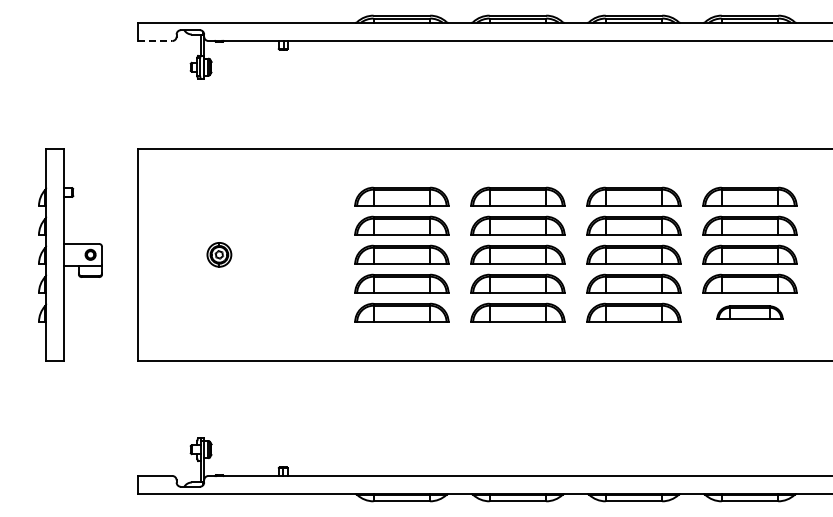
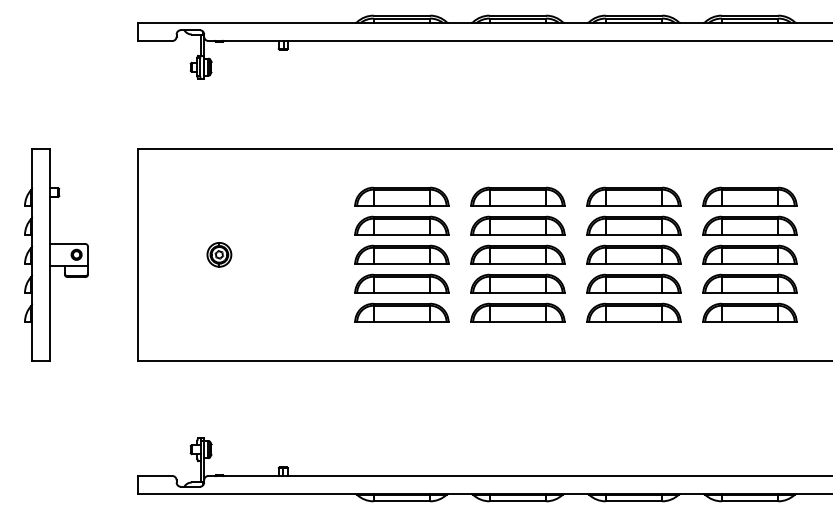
line: dashed -> solid (155, 41)
part position: (70, 254) -> (56, 254) (56, 254)
part size: 68x15 px -> 96x21 px (749, 312)
